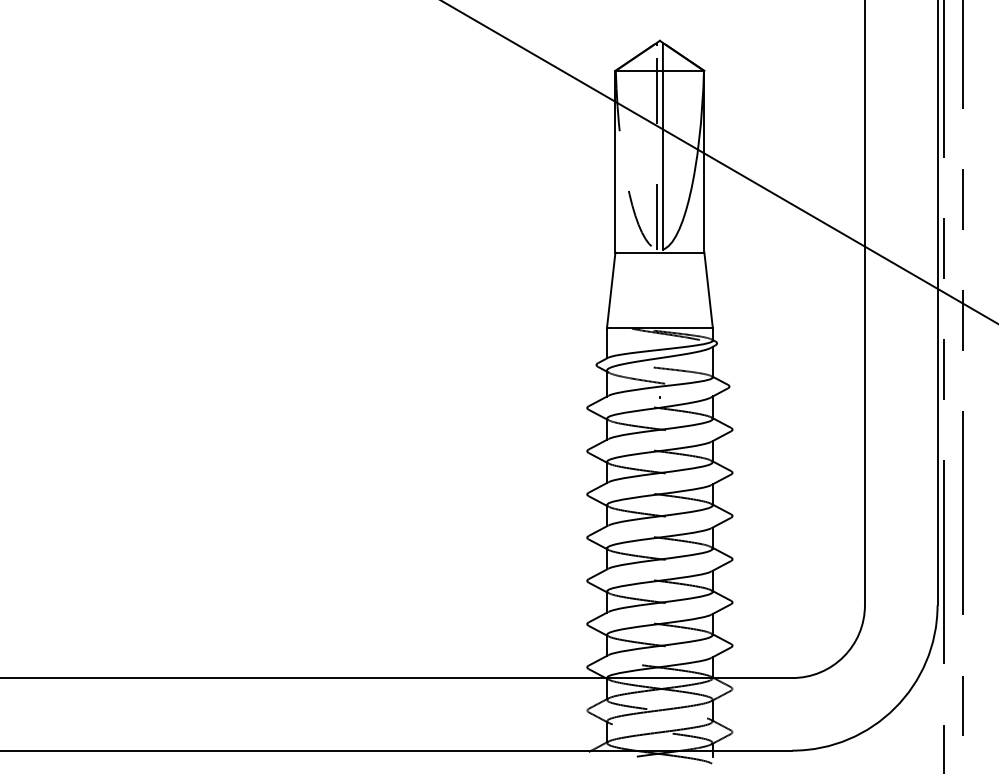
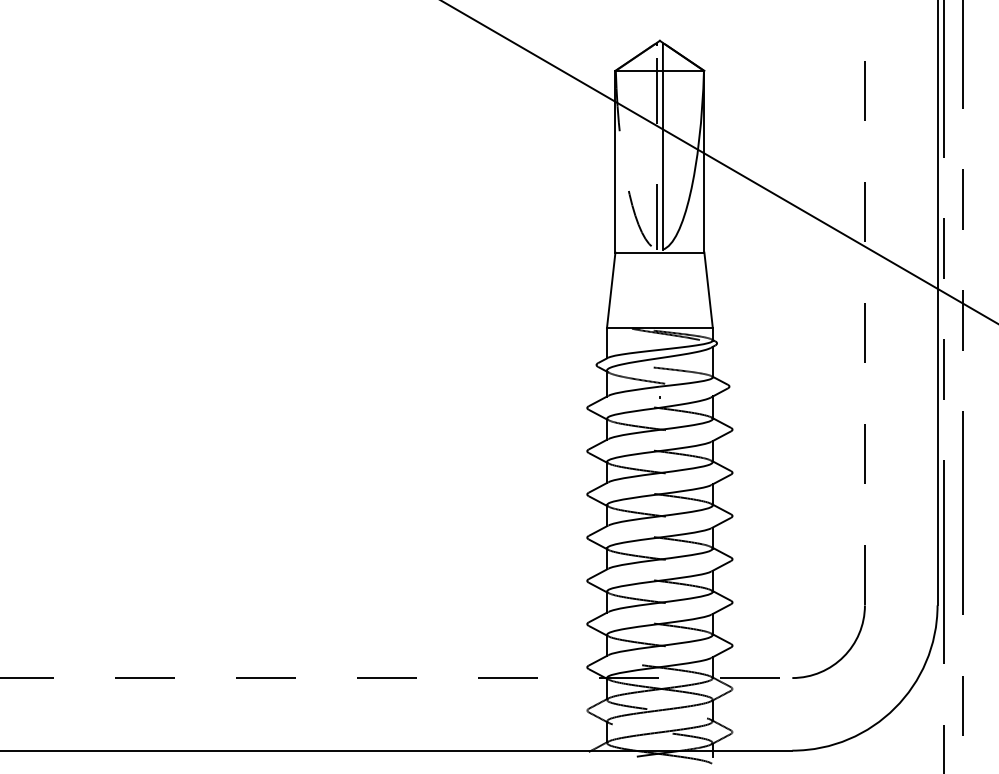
line: solid -> dashed (864, 302)
line: solid -> dashed (396, 678)
